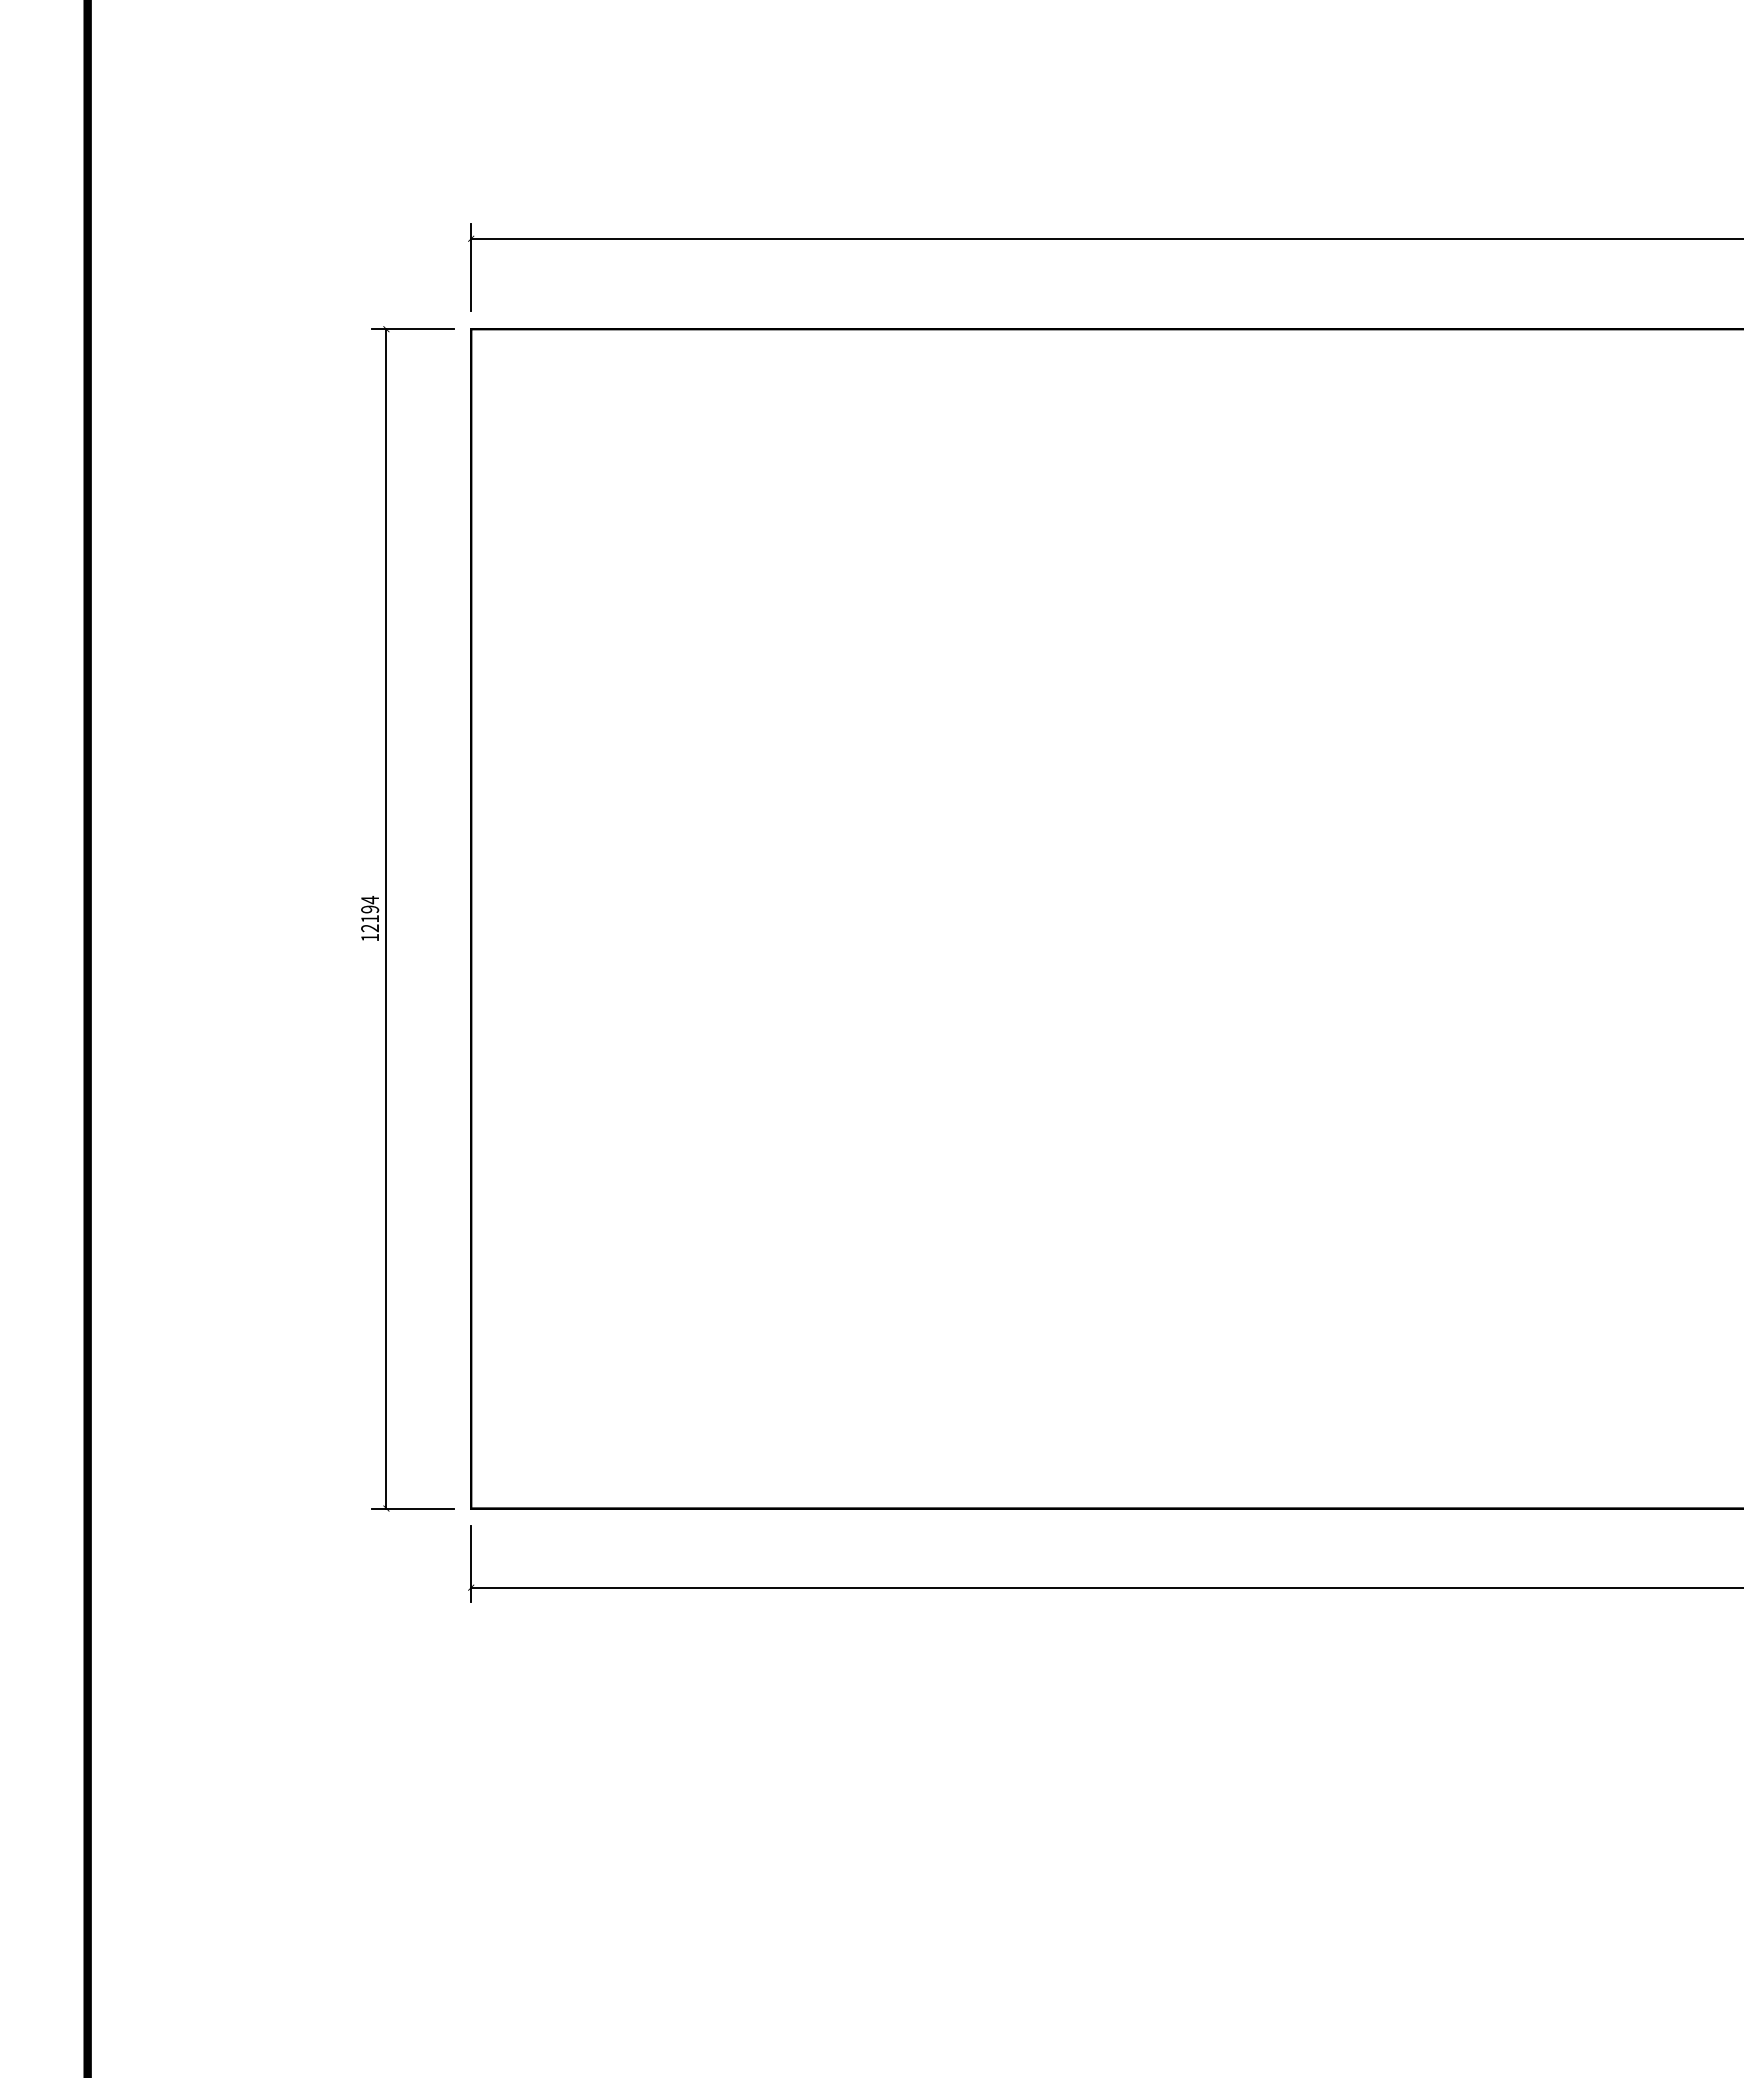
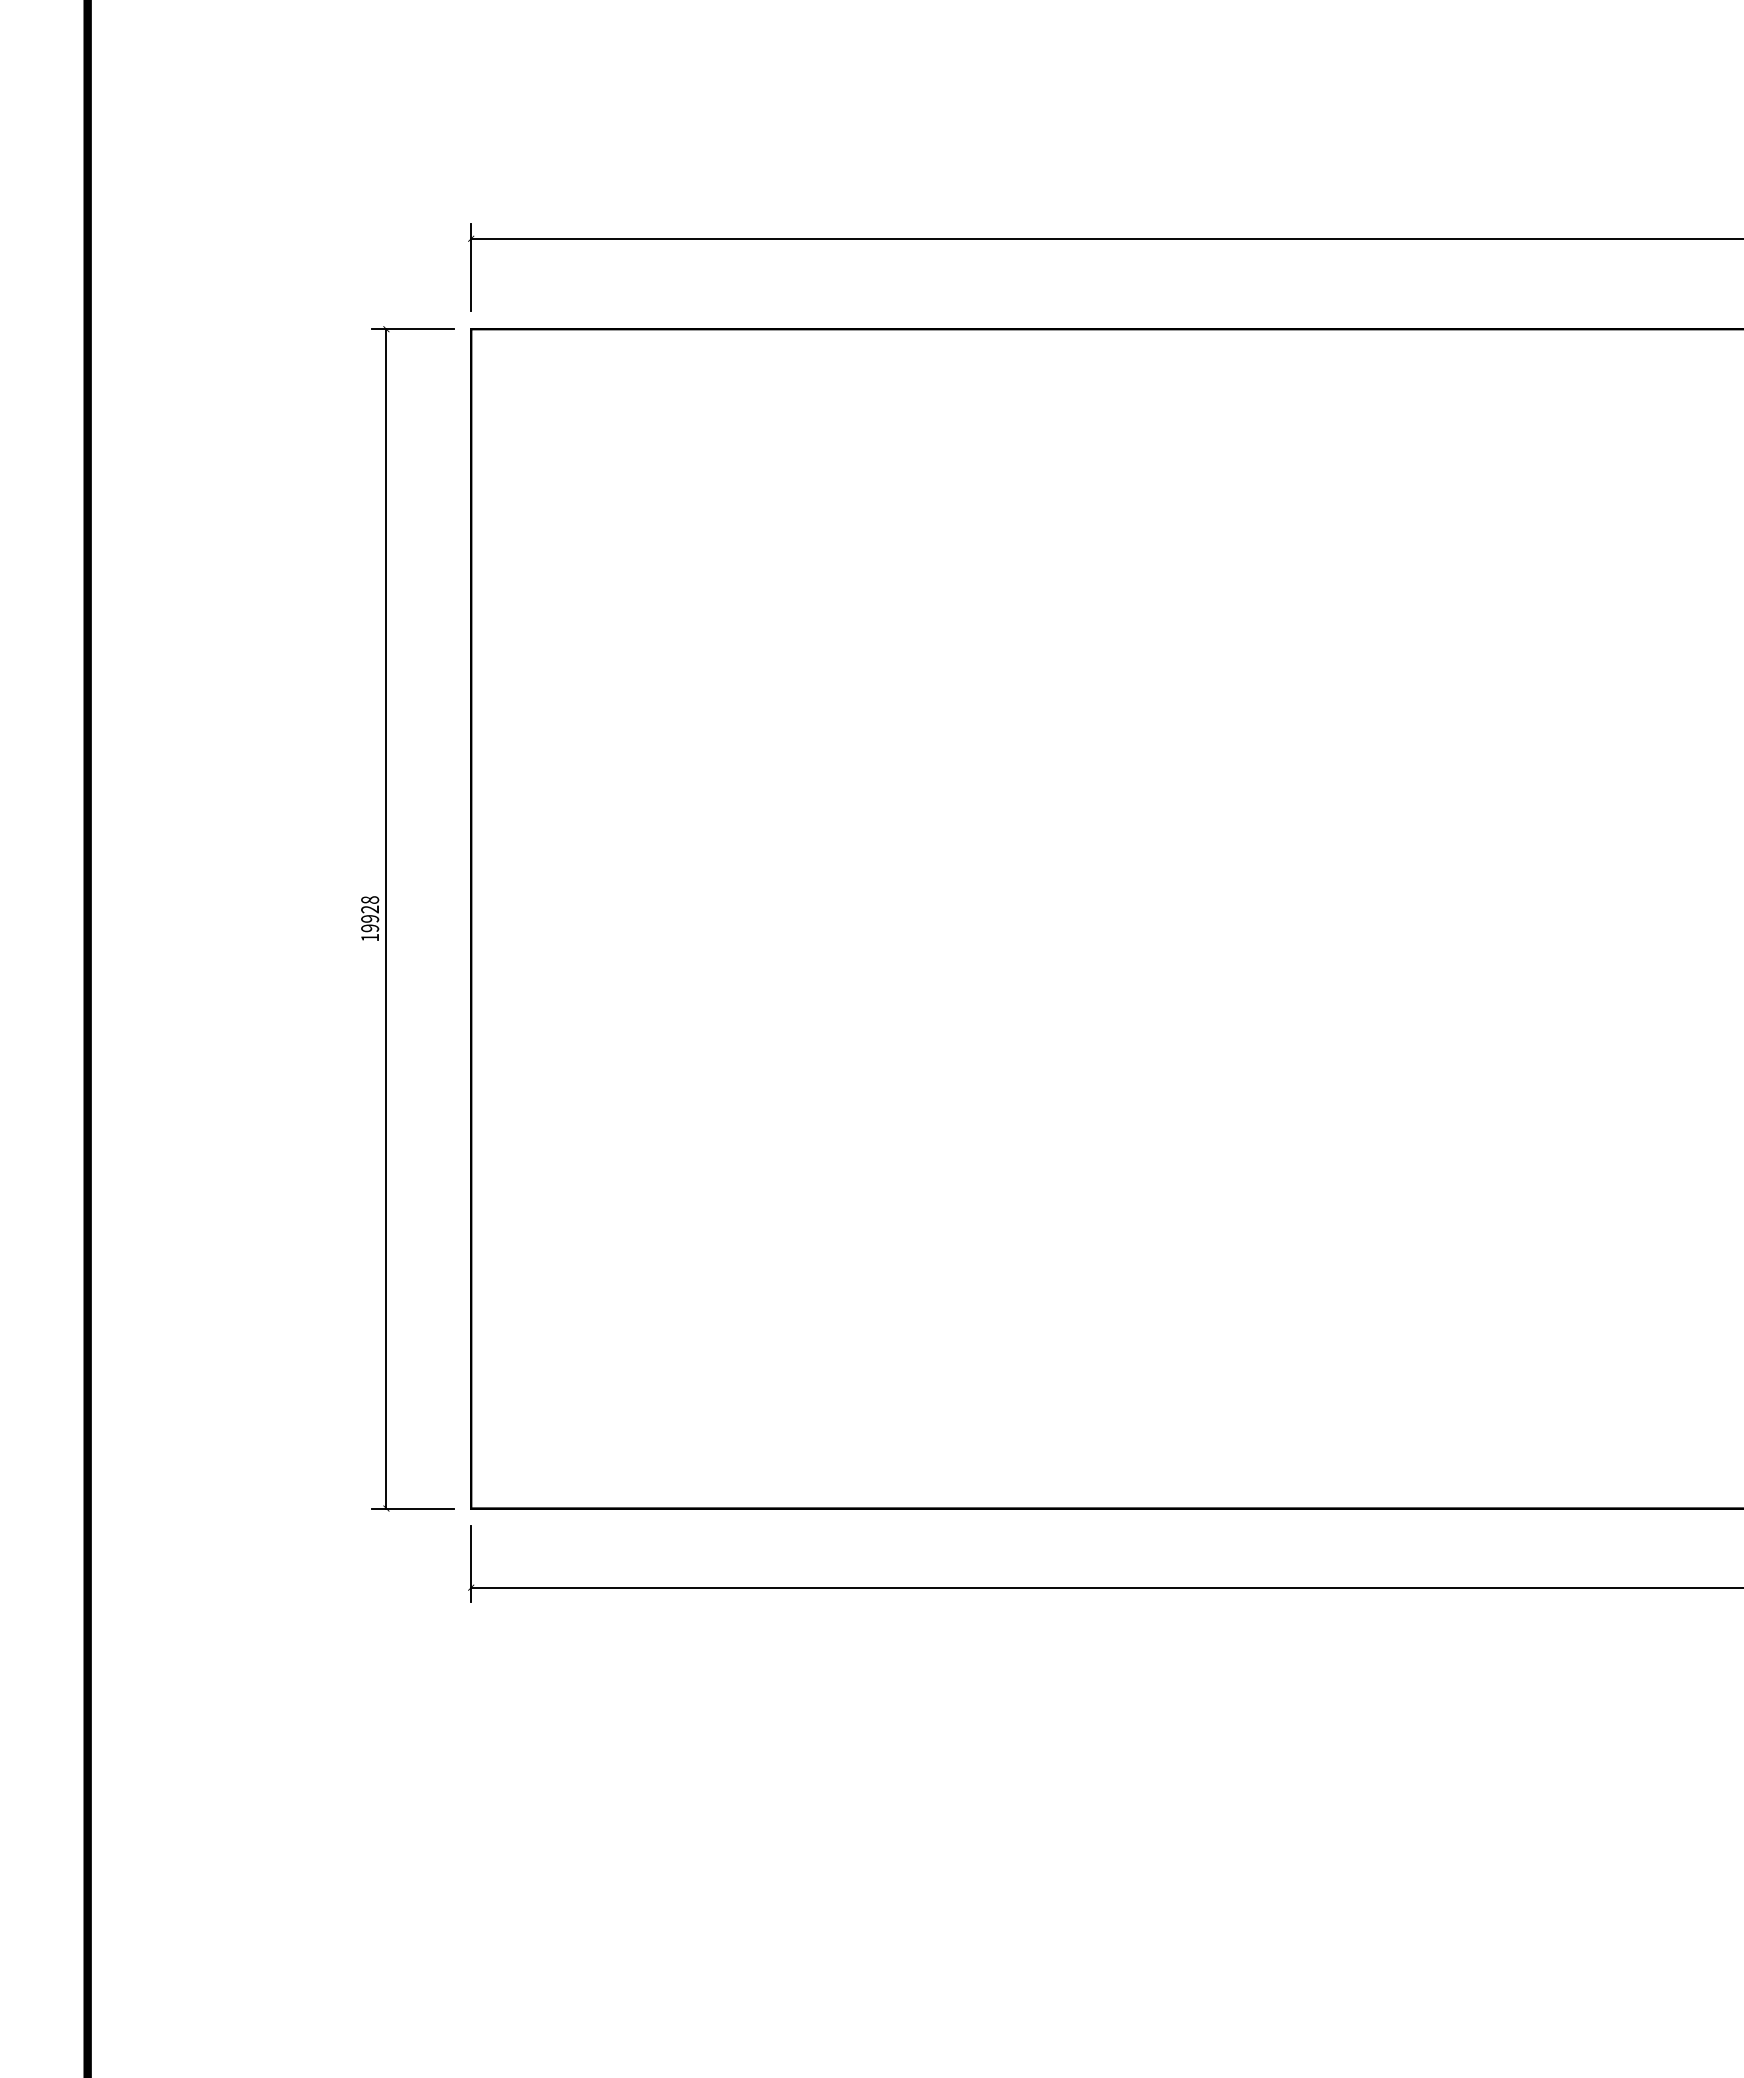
text: 12194 -> 19928 (370, 913)
